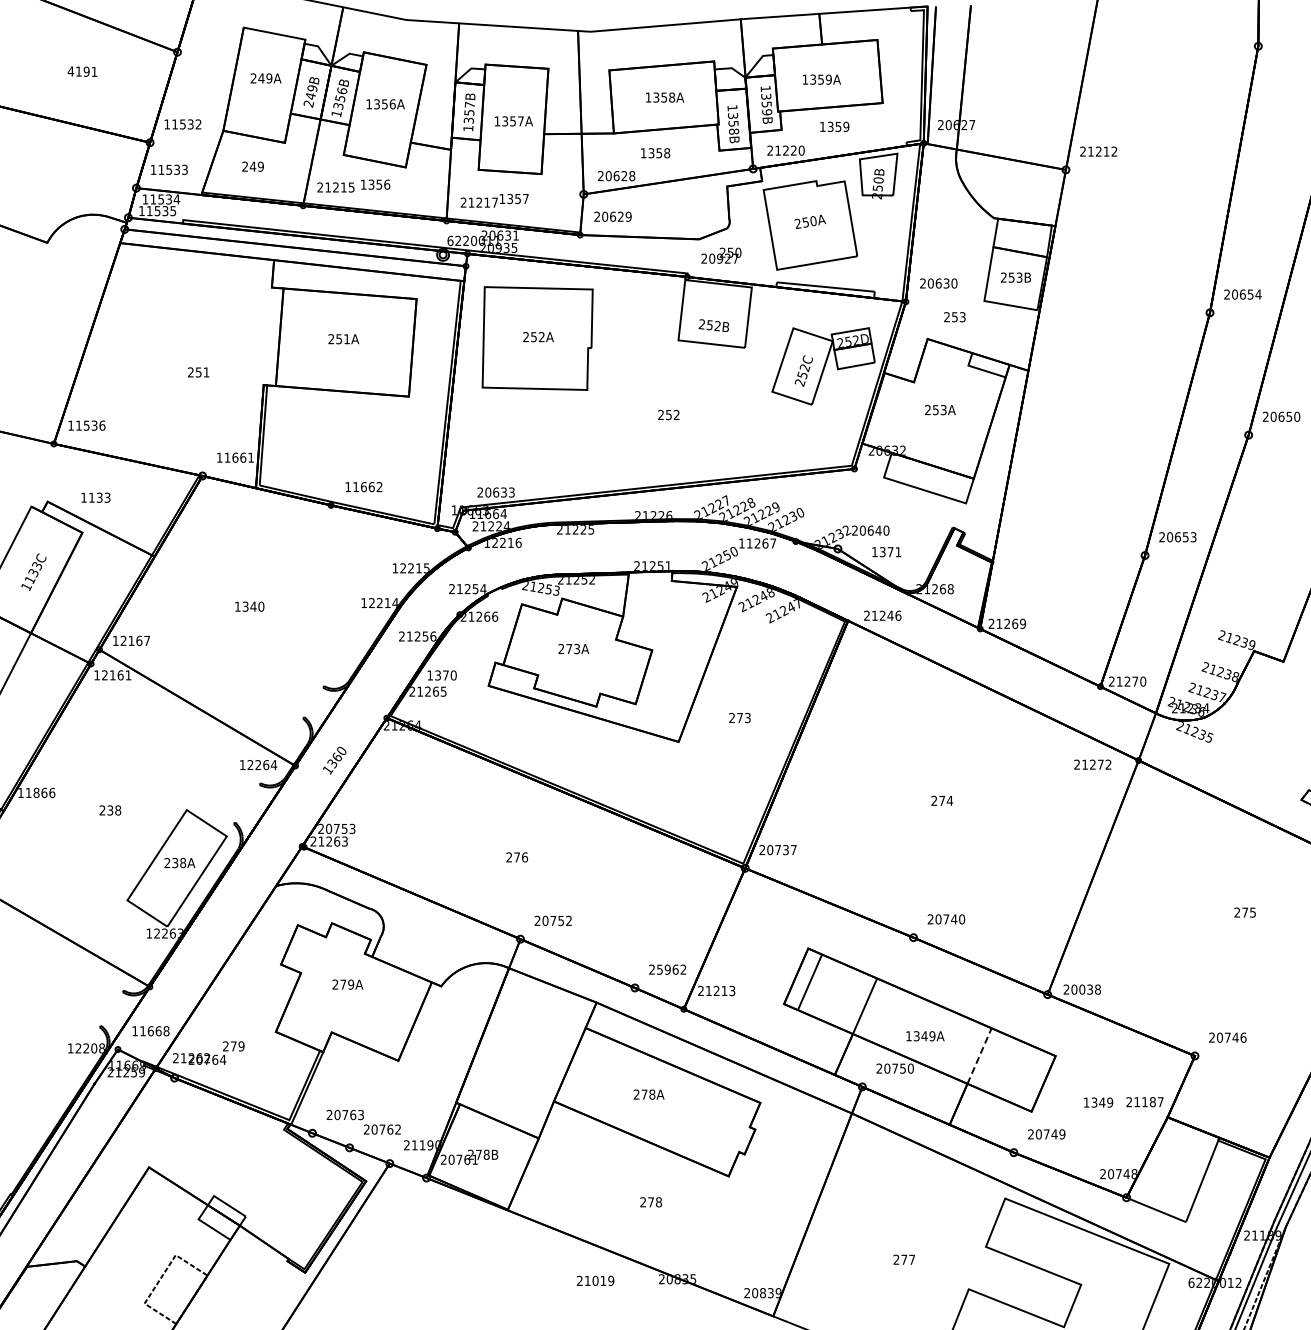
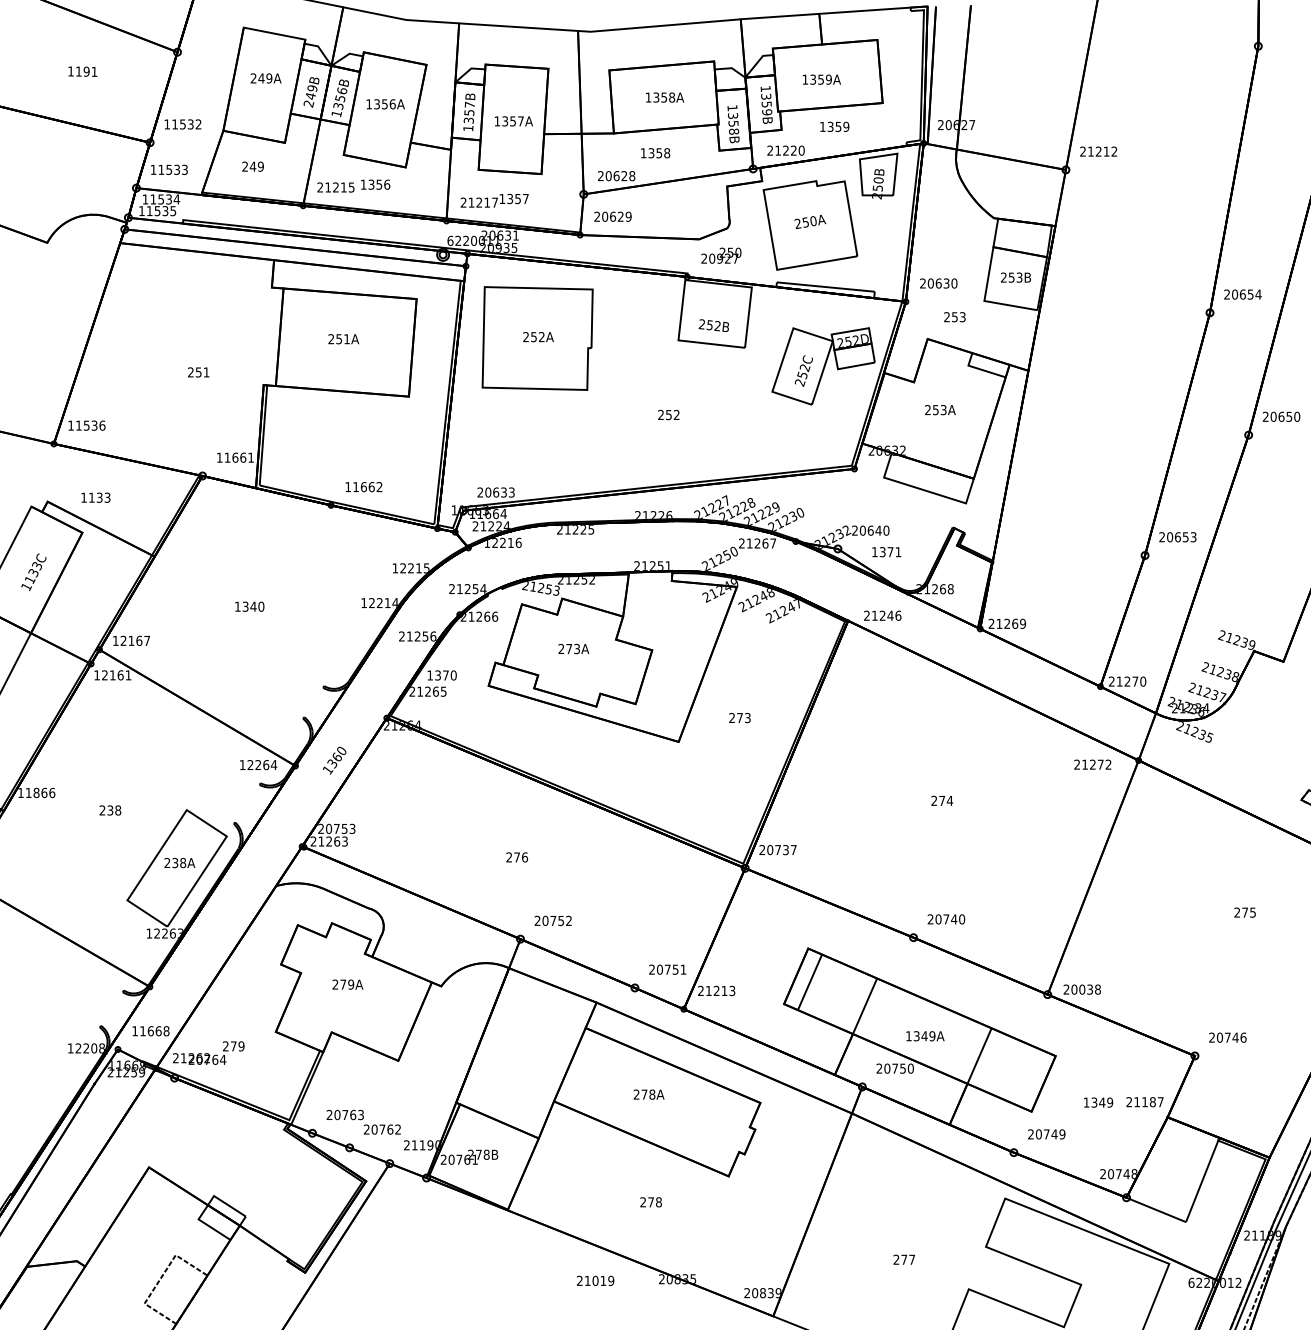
text: 4191 -> 1191 (70, 71)
text: 11267 -> 21267 (741, 543)
text: 25962 -> 20751 (671, 969)
line: dashed -> solid (979, 1055)
